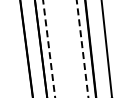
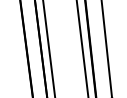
line: dashed -> solid (49, 48)
line: dashed -> solid (82, 48)
